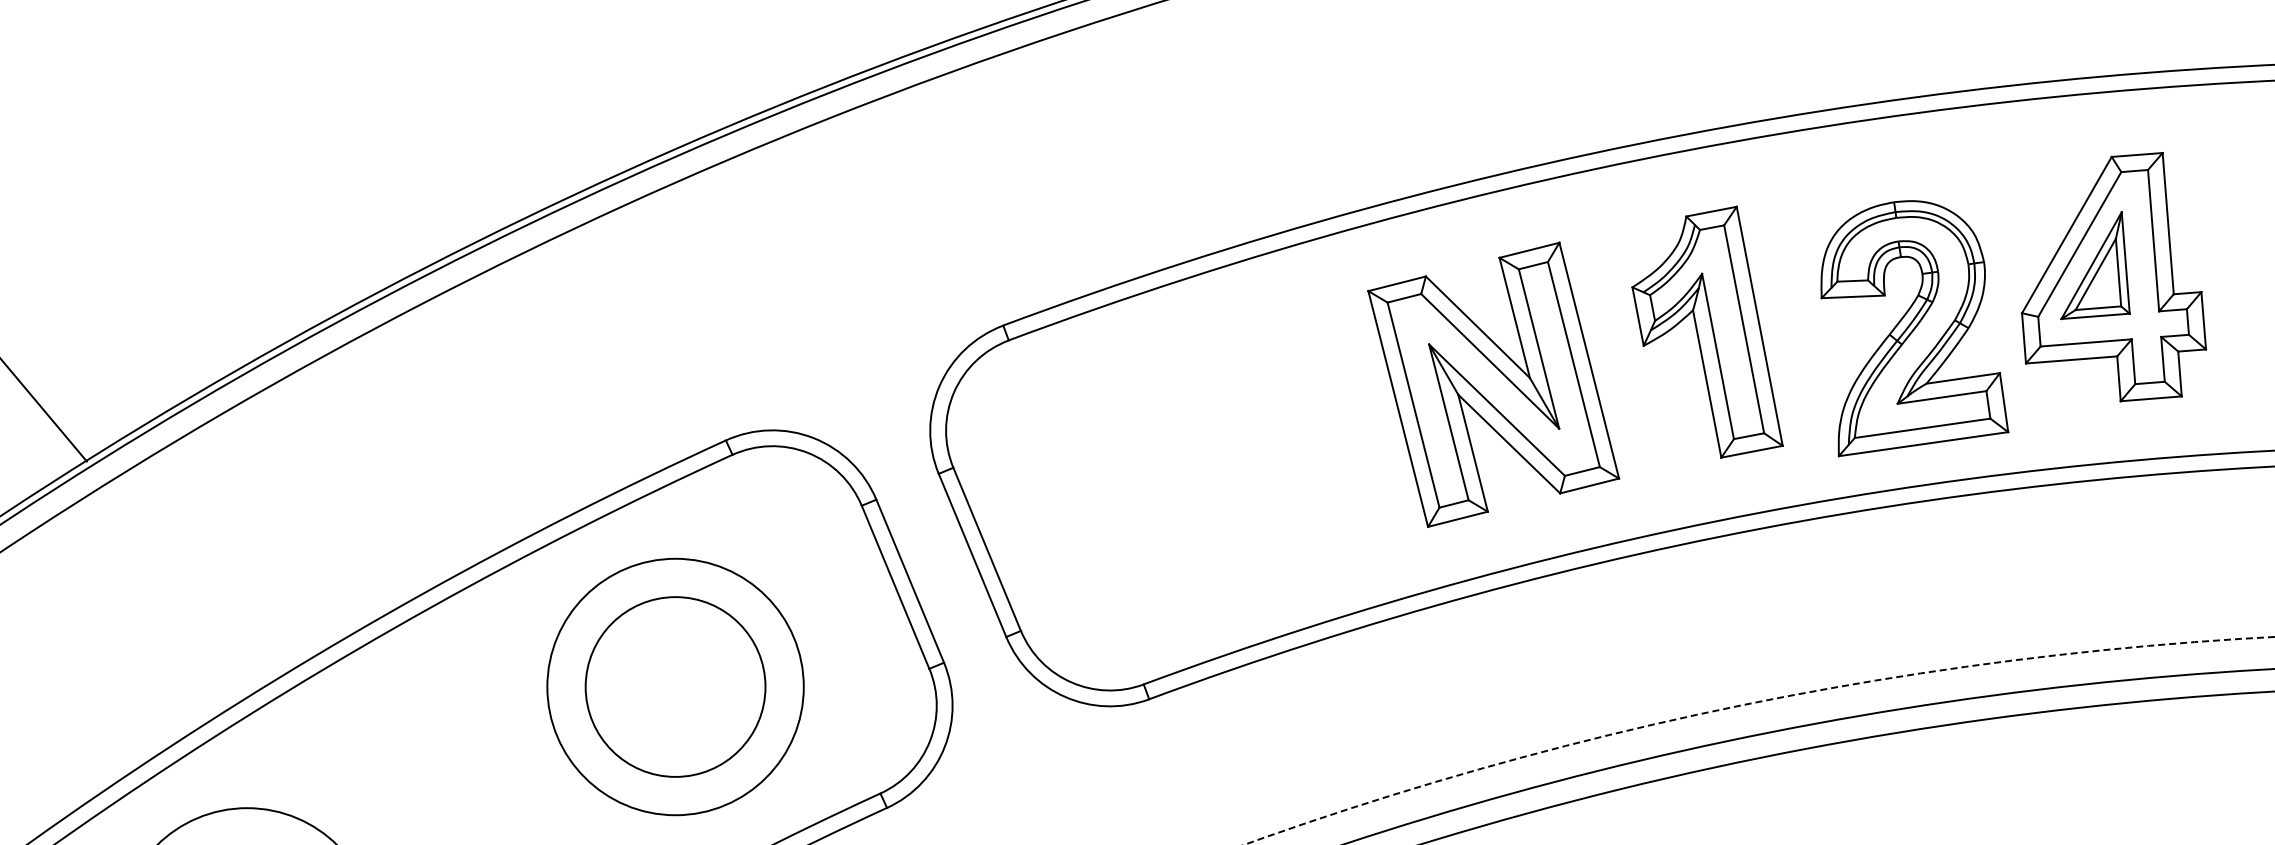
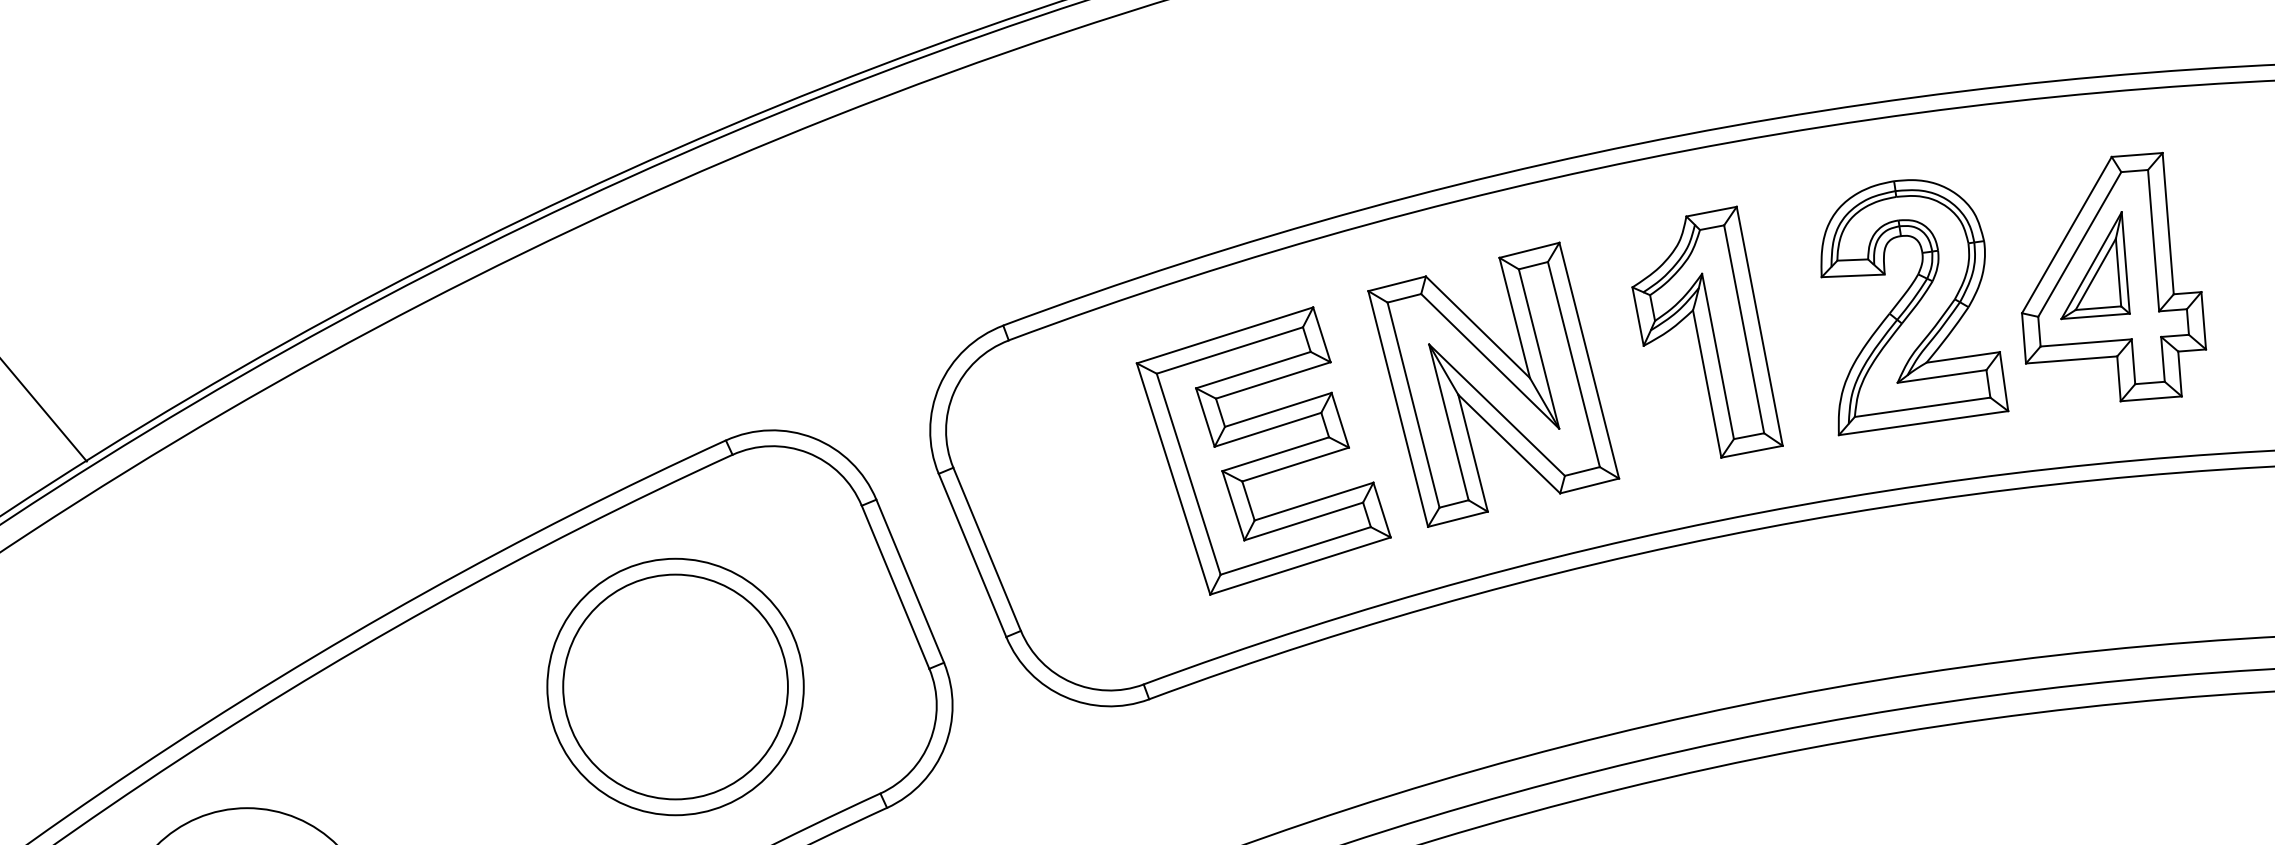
part position: (1914, 328) -> (1914, 307) (1914, 307)
part: none -> present (1263, 450)
circle diameter: 180 px -> 225 px (675, 686)
circle: dashed -> solid (1759, 740)
